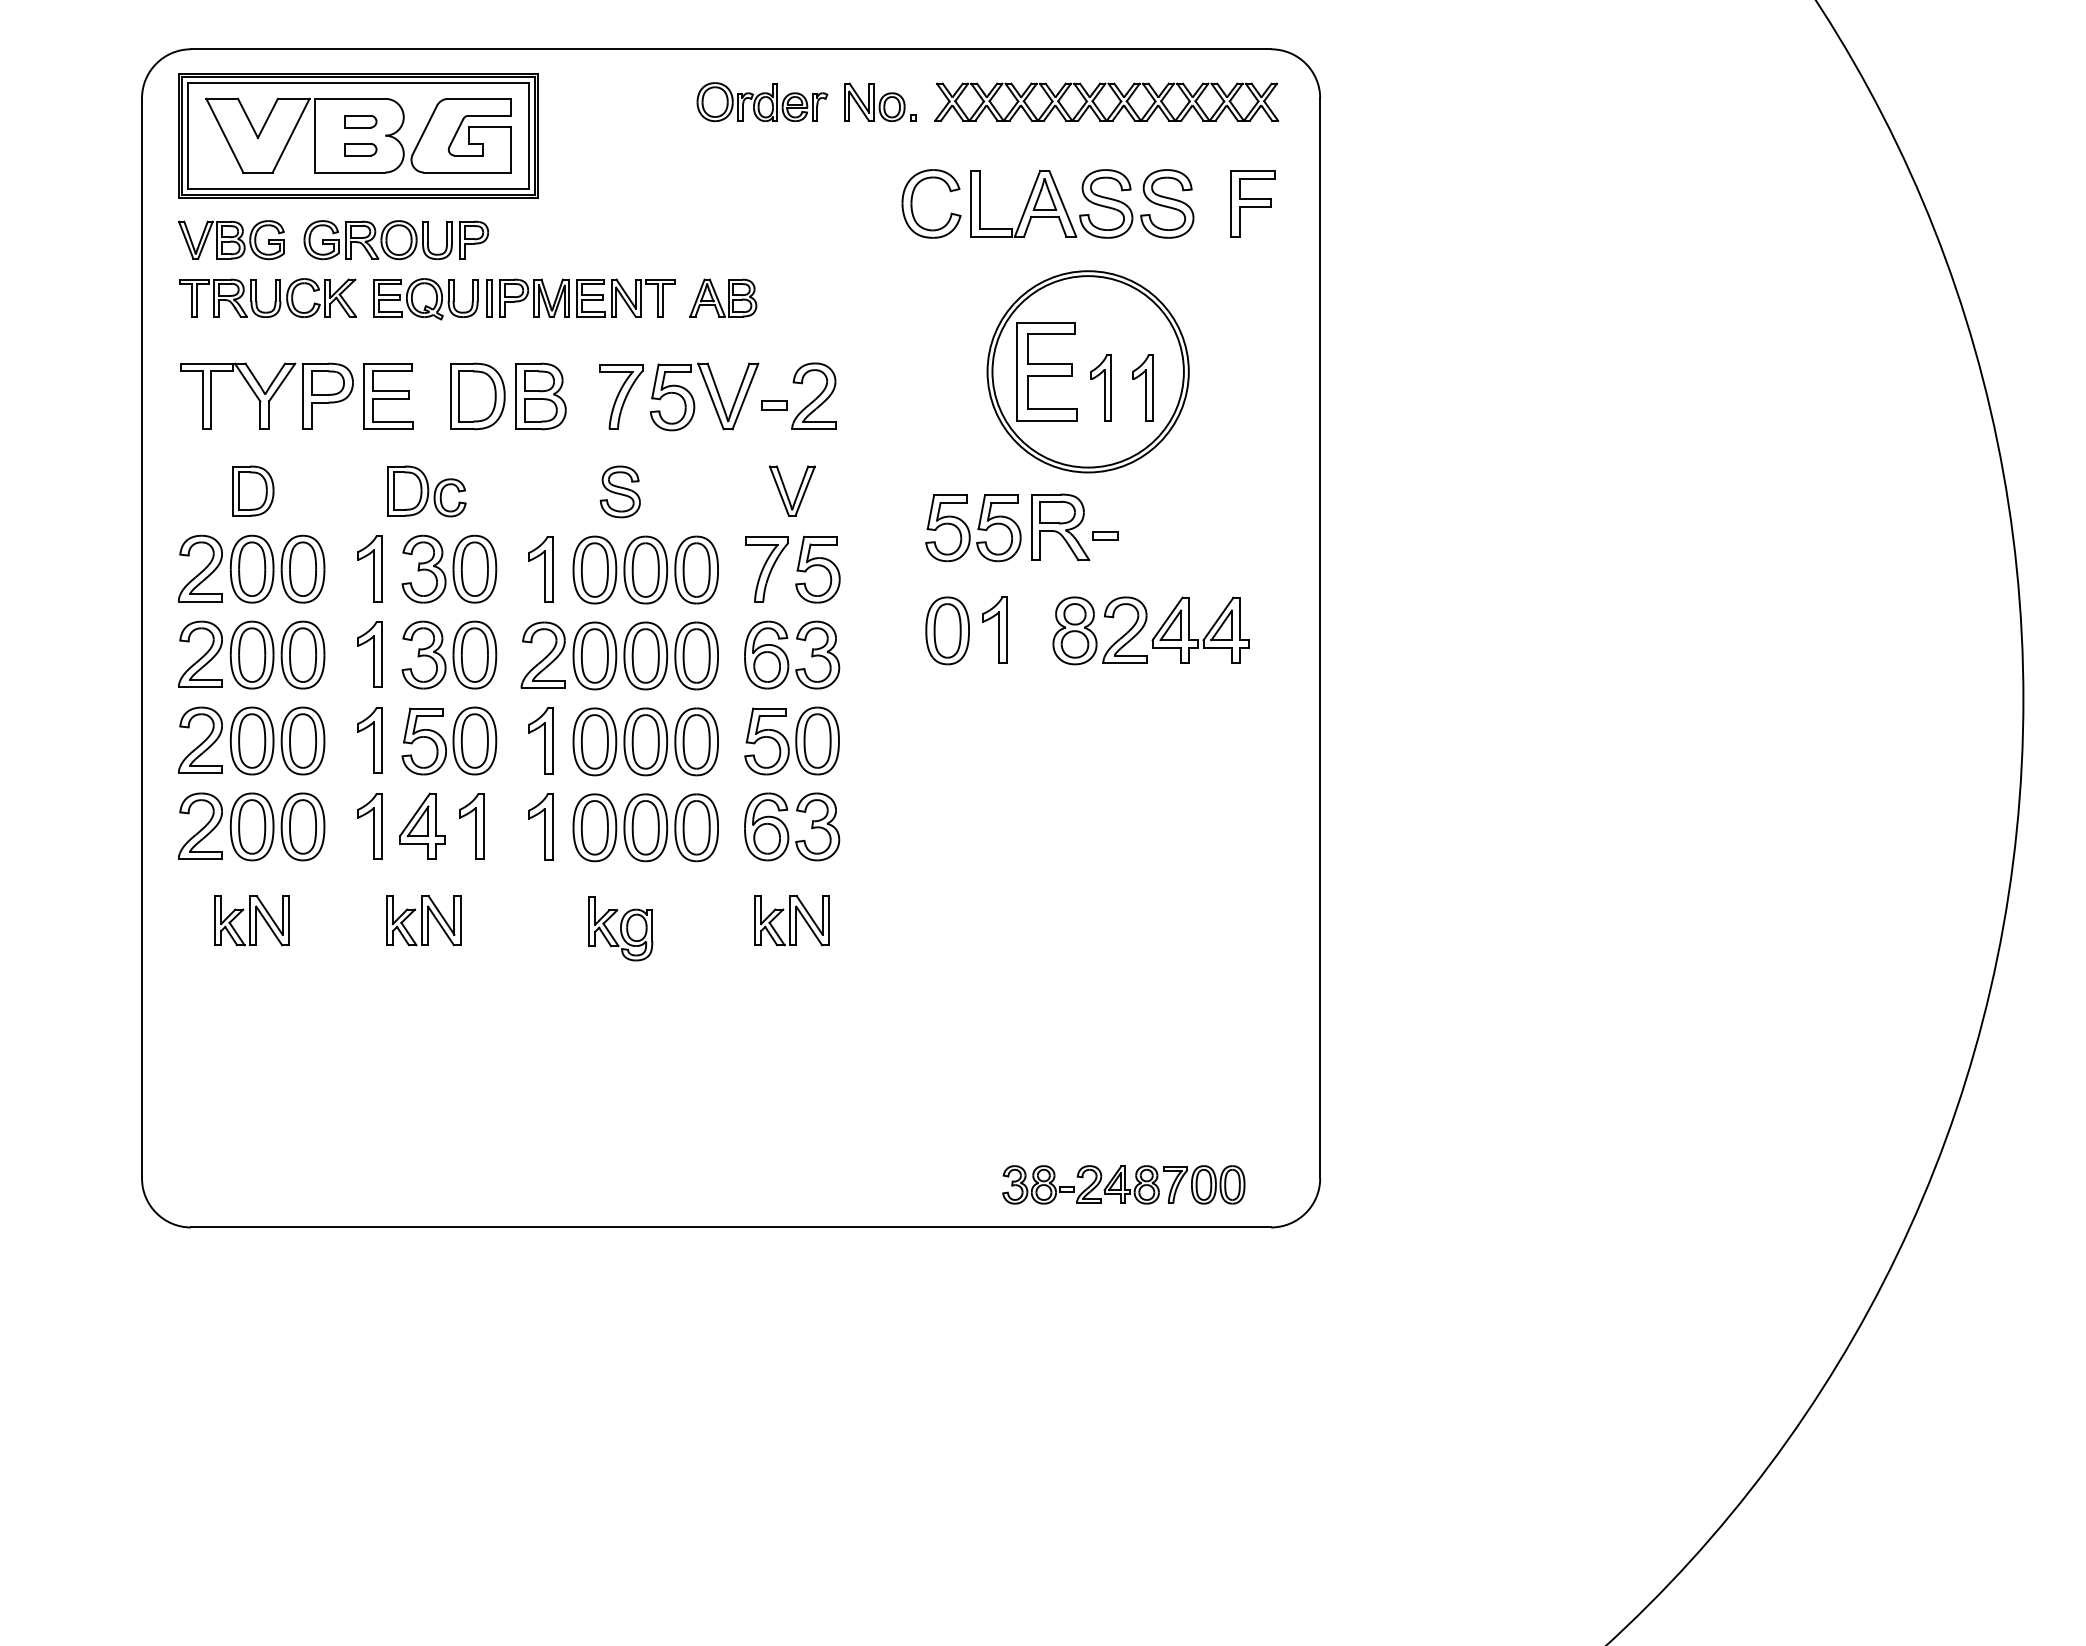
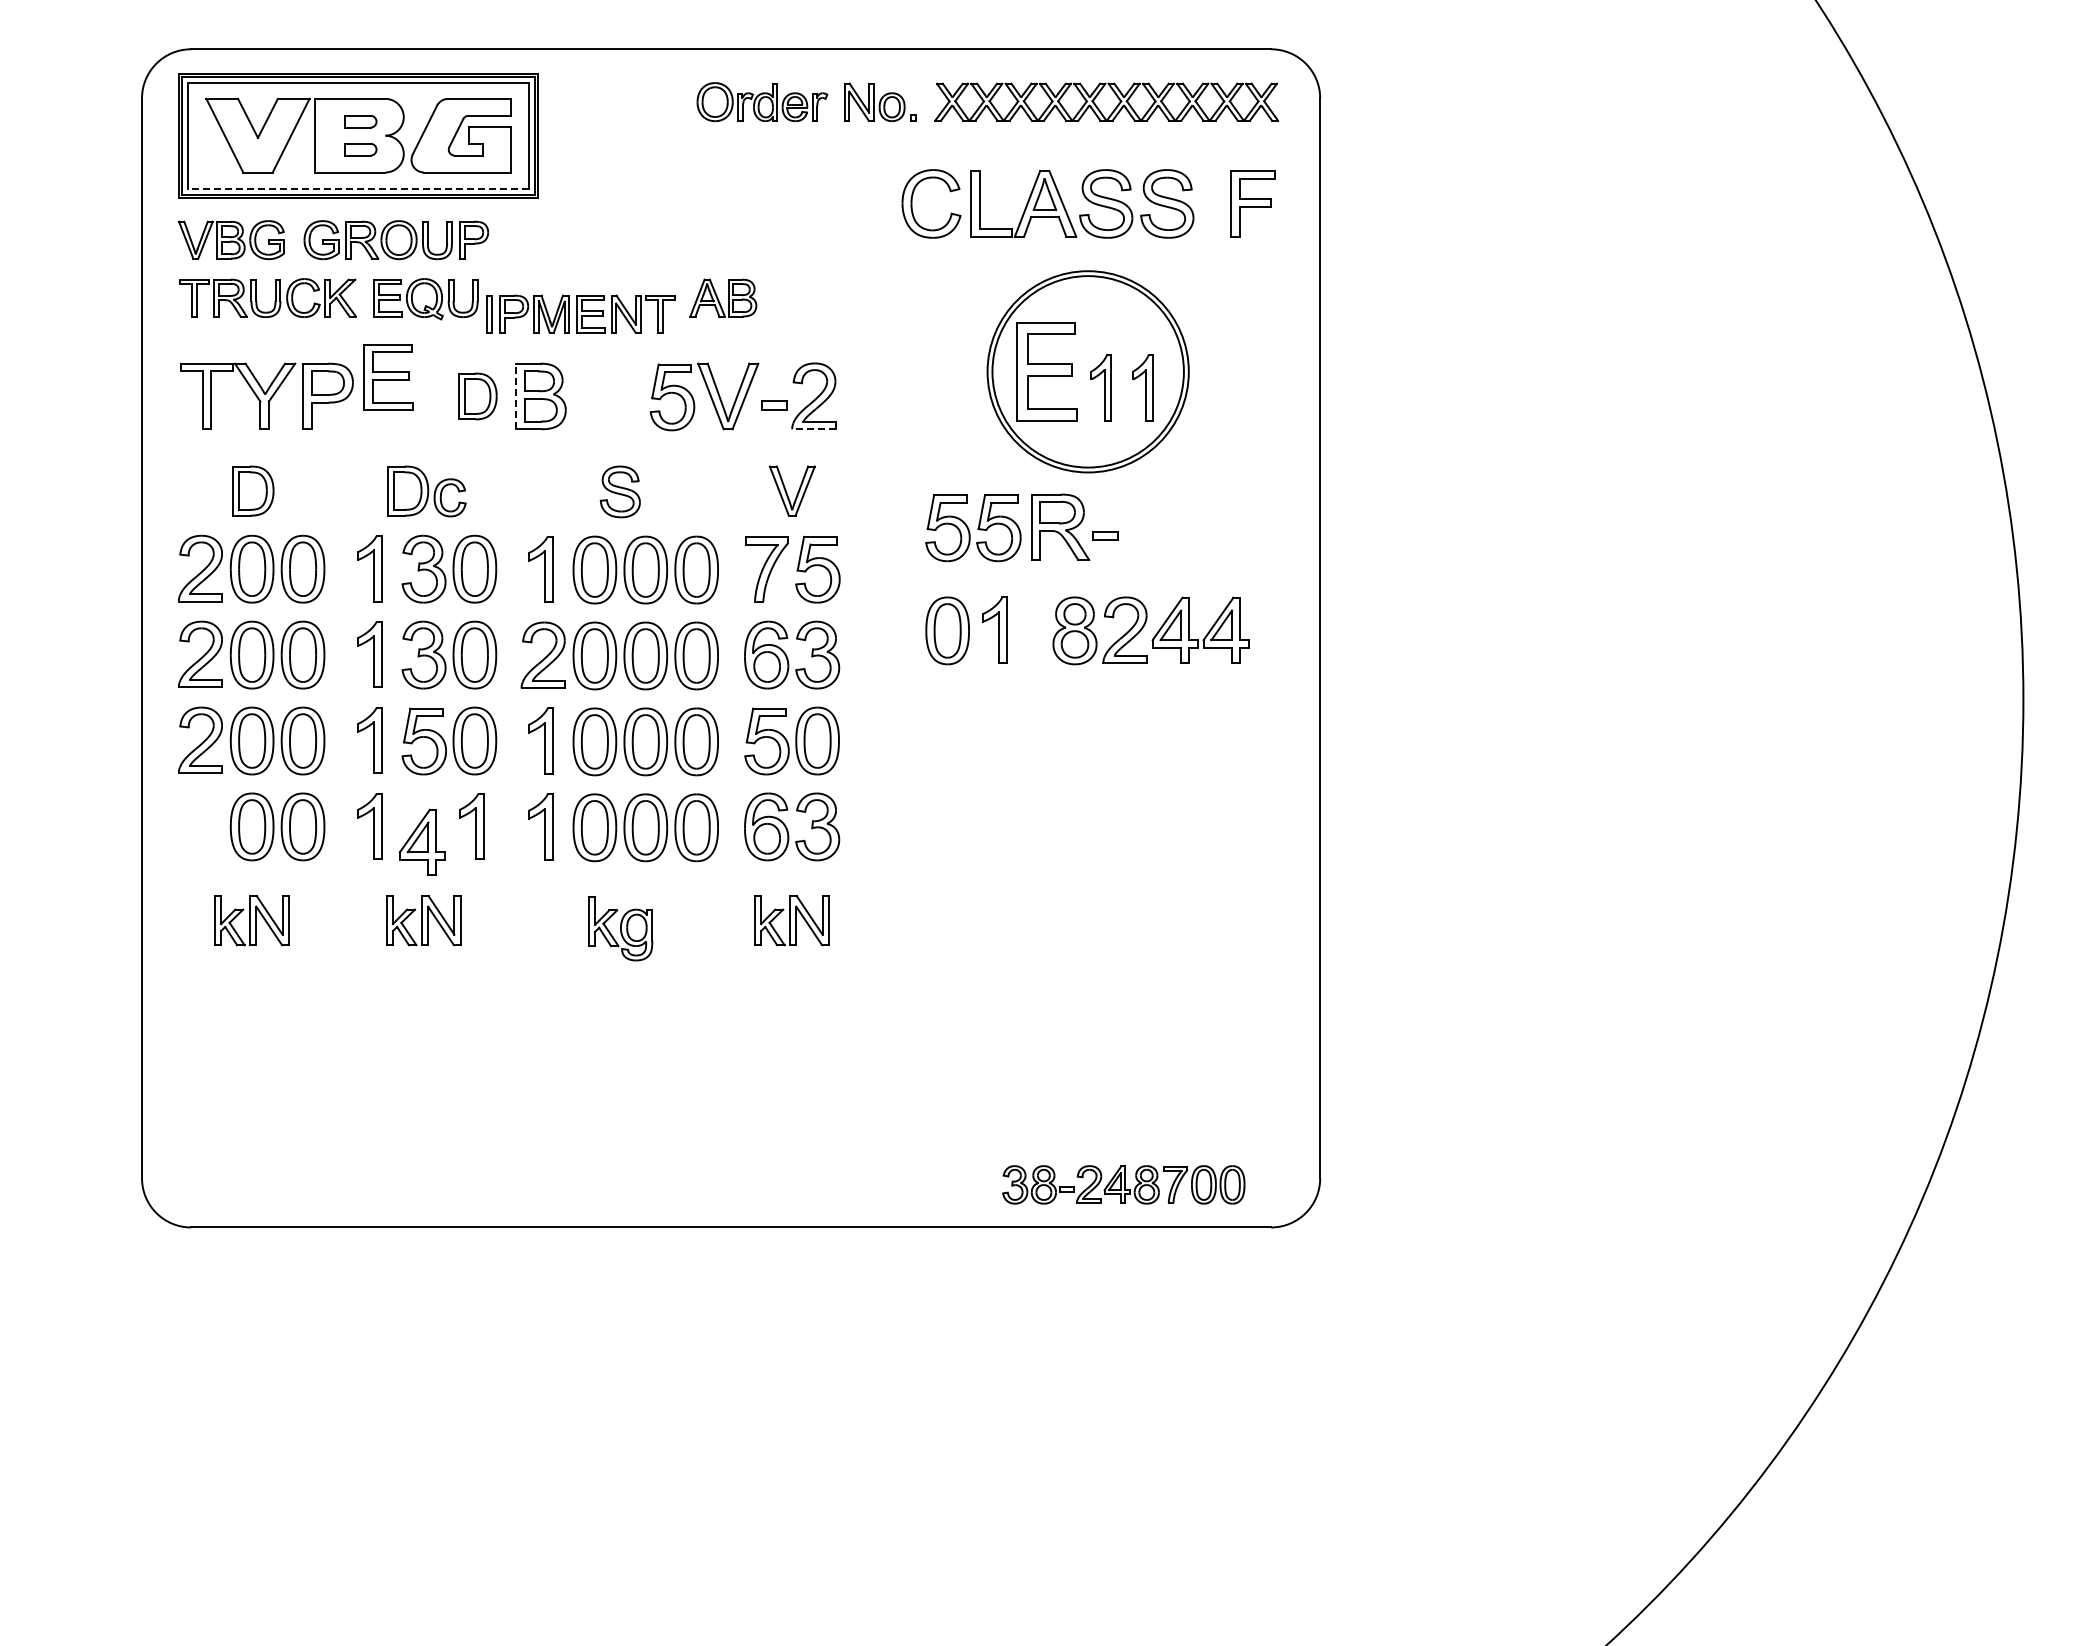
line: solid -> dashed (358, 188)
part position: (580, 297) -> (580, 313) (580, 313)
part position: (388, 396) -> (388, 377) (388, 377)
part size: 56x69 px -> 40x49 px (477, 396)
line: solid -> dashed (516, 396)
part: present -> none (621, 396)
line: solid -> dashed (813, 429)
part: present -> none (200, 825)
part position: (421, 825) -> (421, 841) (421, 841)
